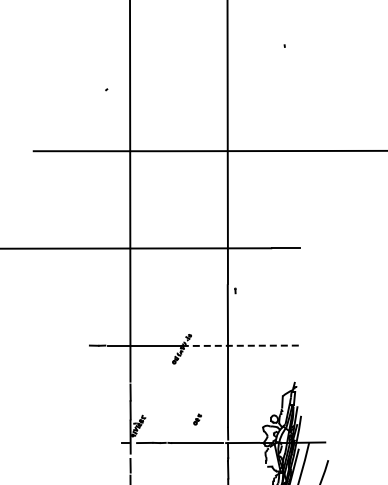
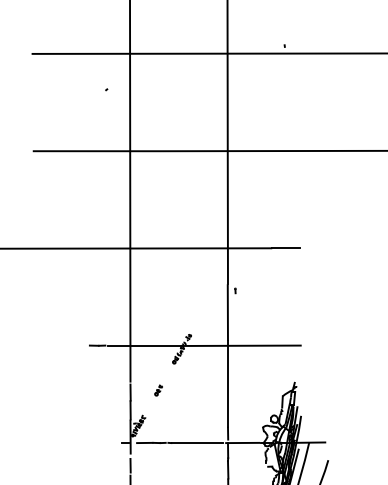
line: none -> present (208, 53)
line: dashed -> solid (241, 345)
part position: (197, 419) -> (158, 390) (158, 390)
